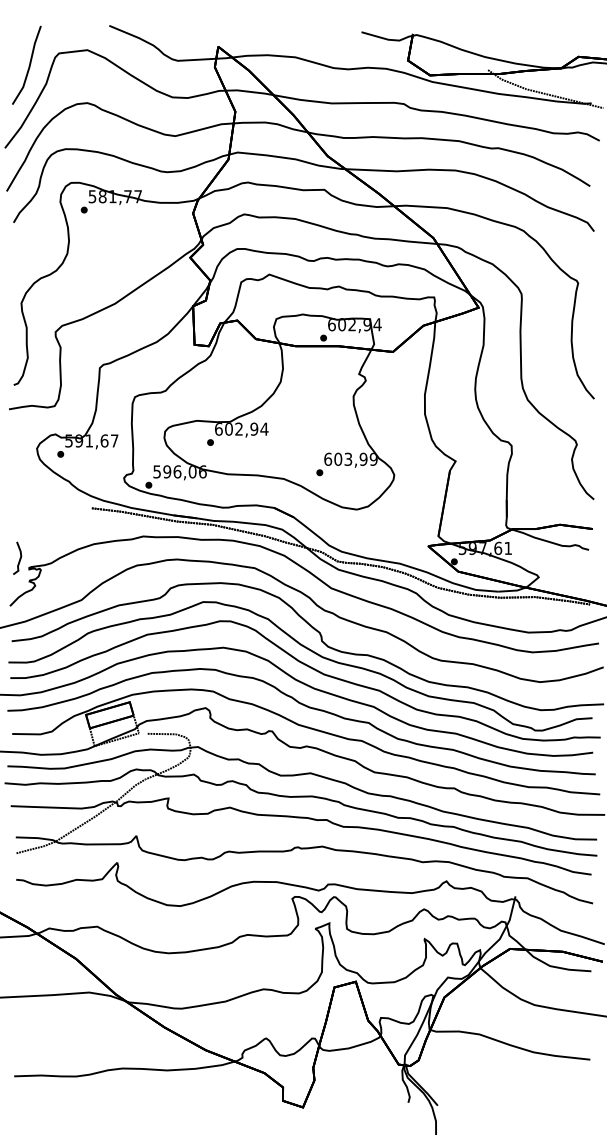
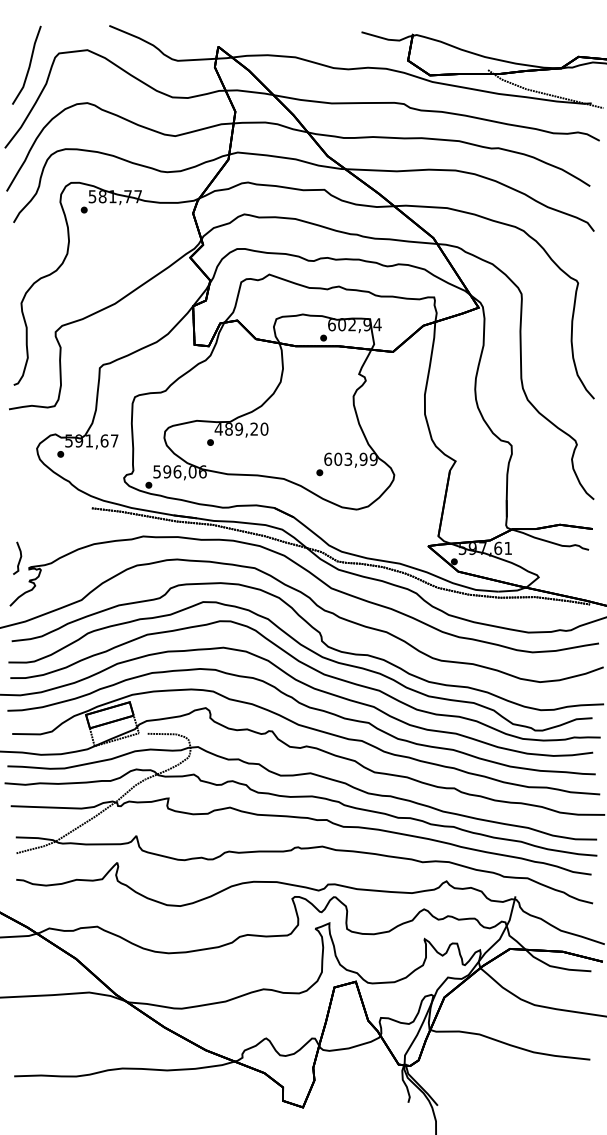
text: 602,94 -> 489,20 (241, 428)
